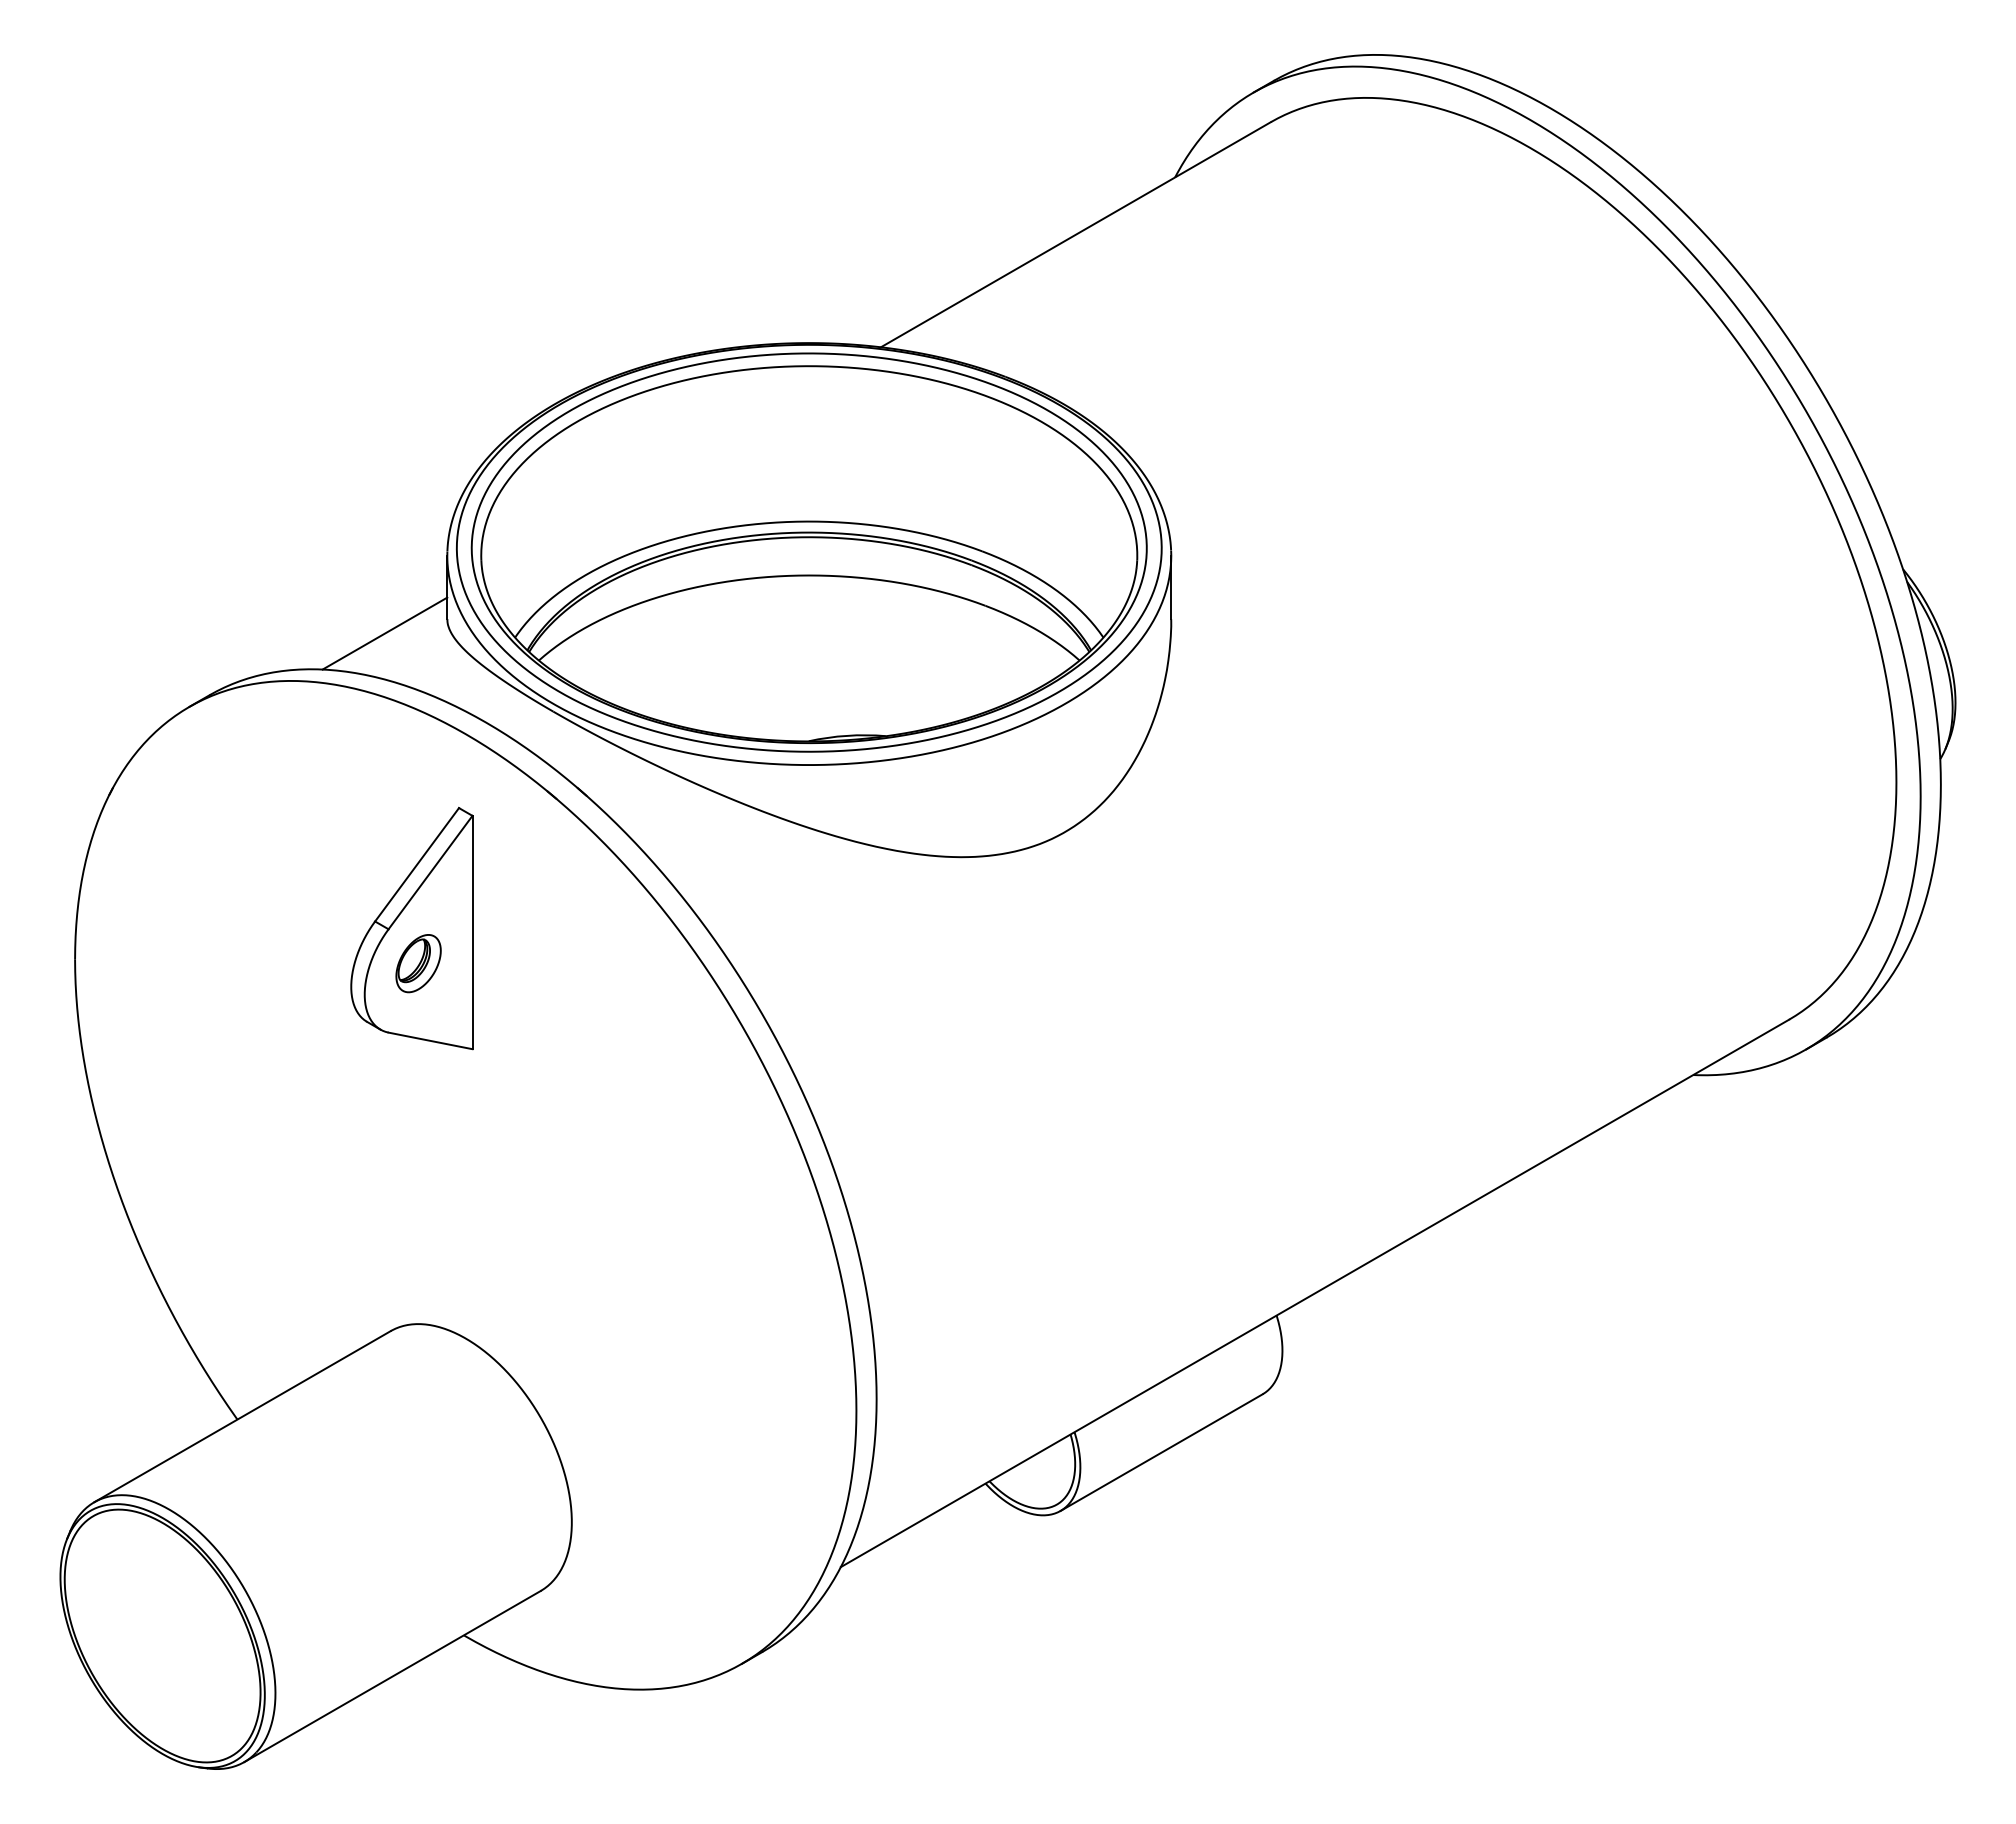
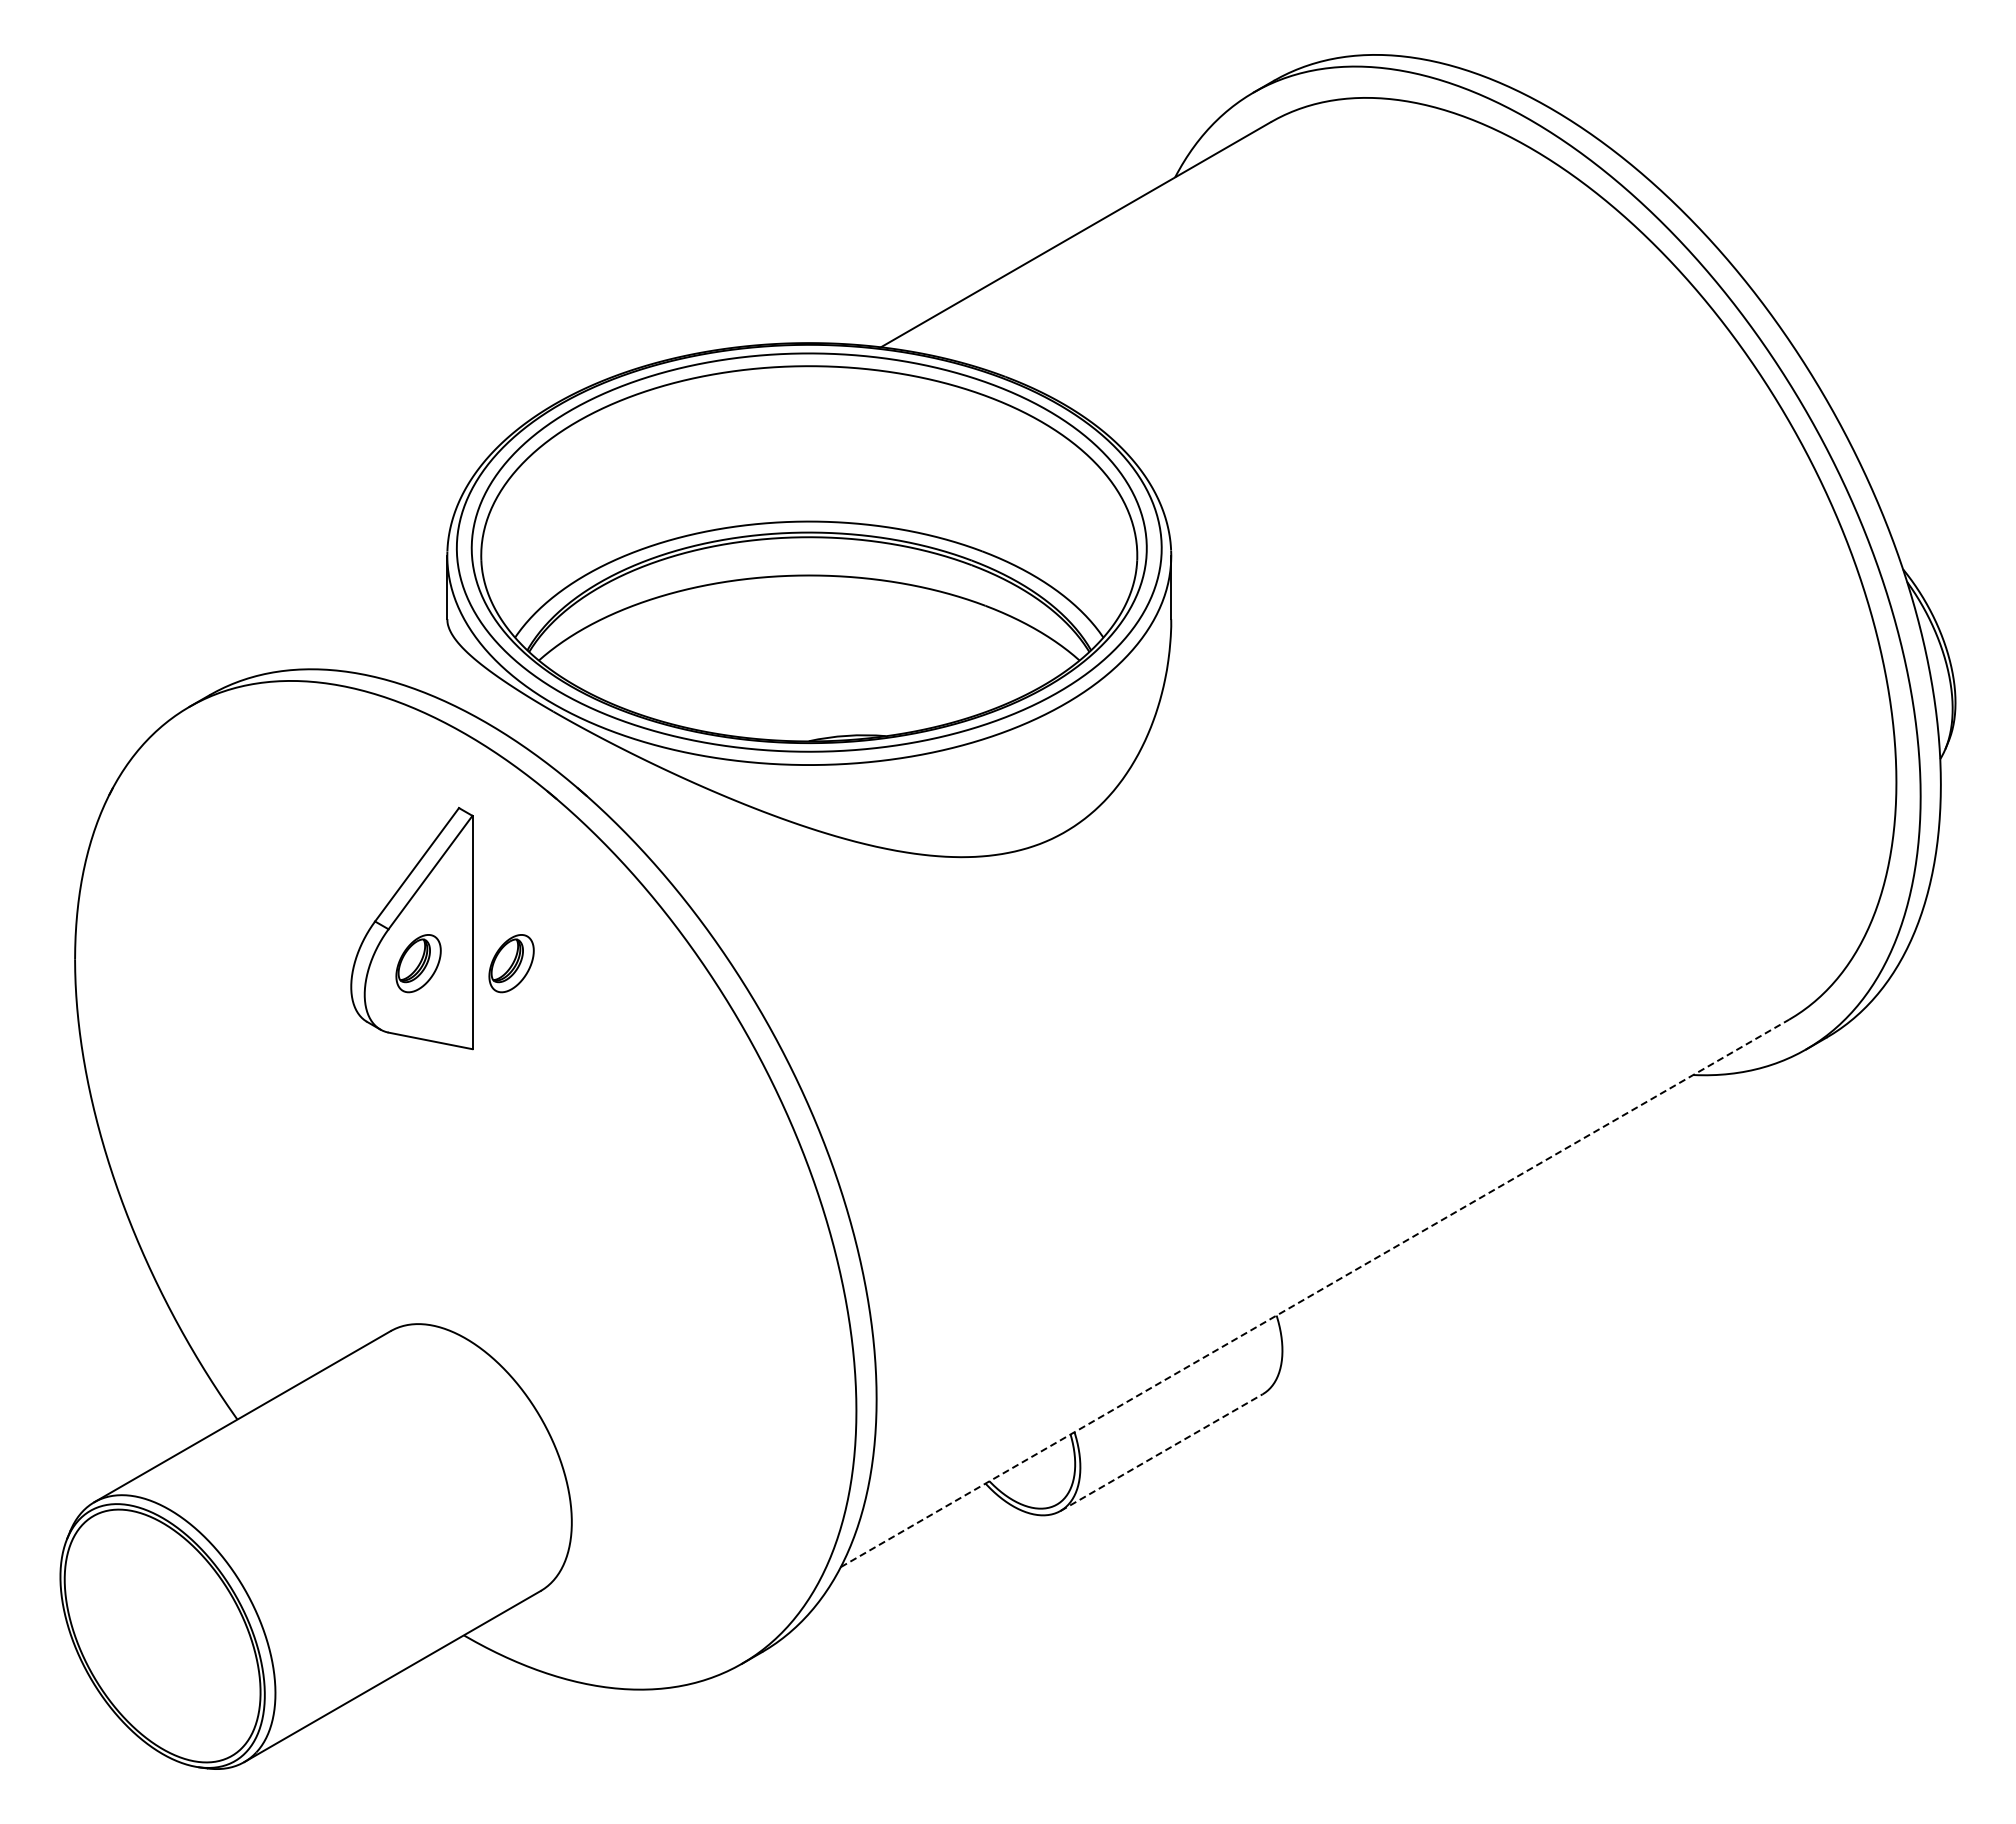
line: present -> none (384, 633)
part: none -> present (511, 963)
line: solid -> dashed (1315, 1293)
line: solid -> dashed (1161, 1452)
